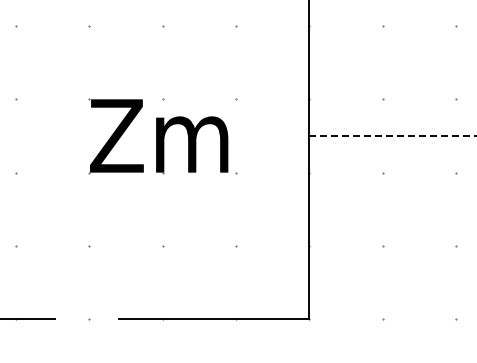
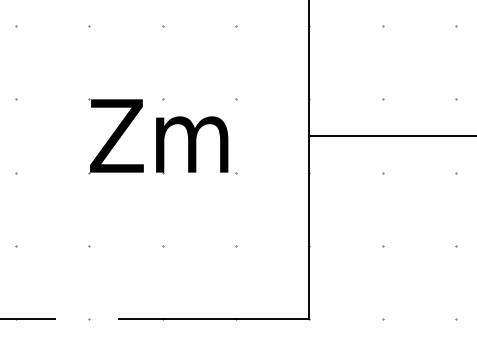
line: dashed -> solid (393, 135)
